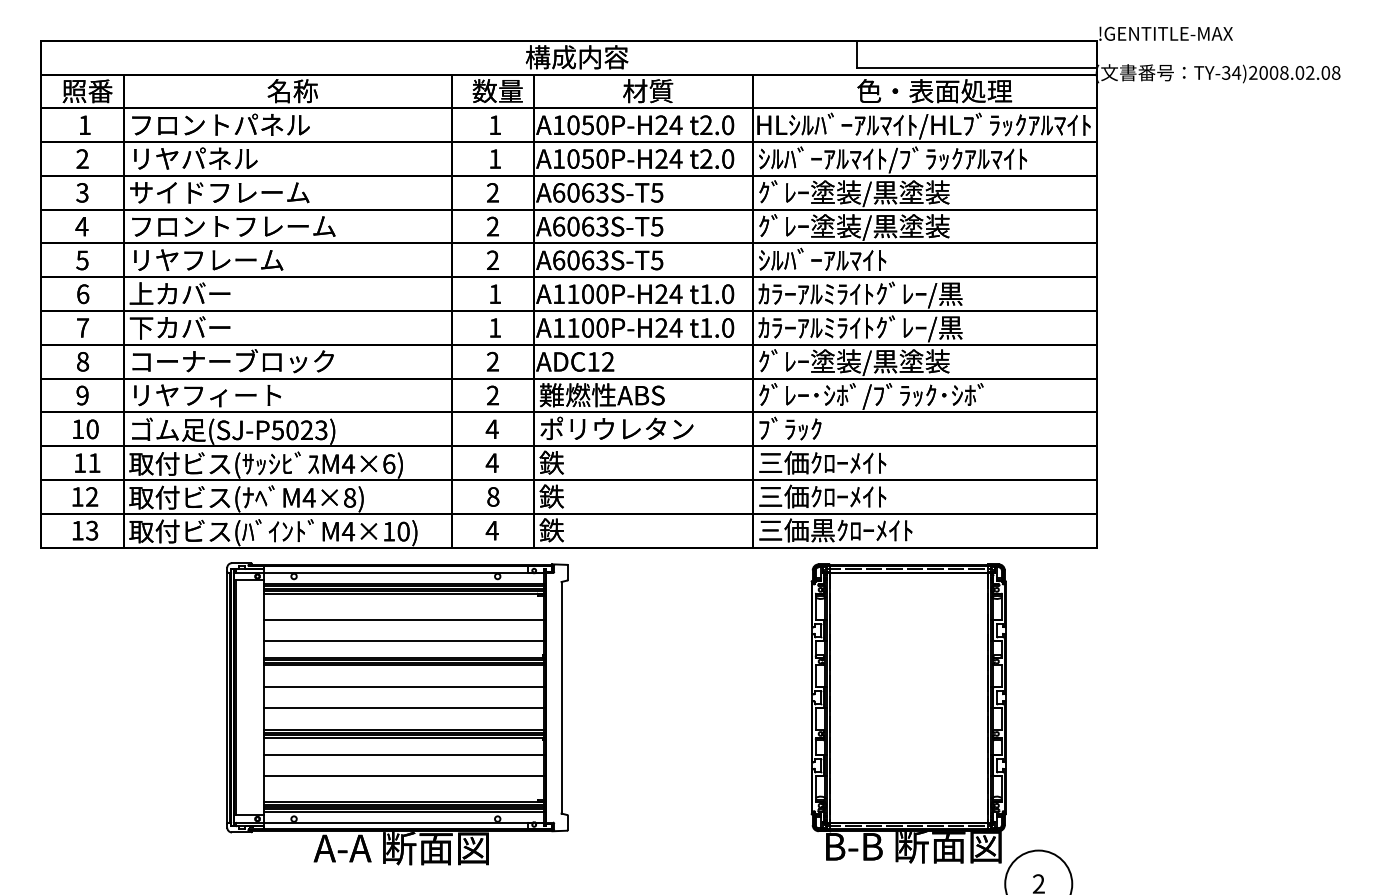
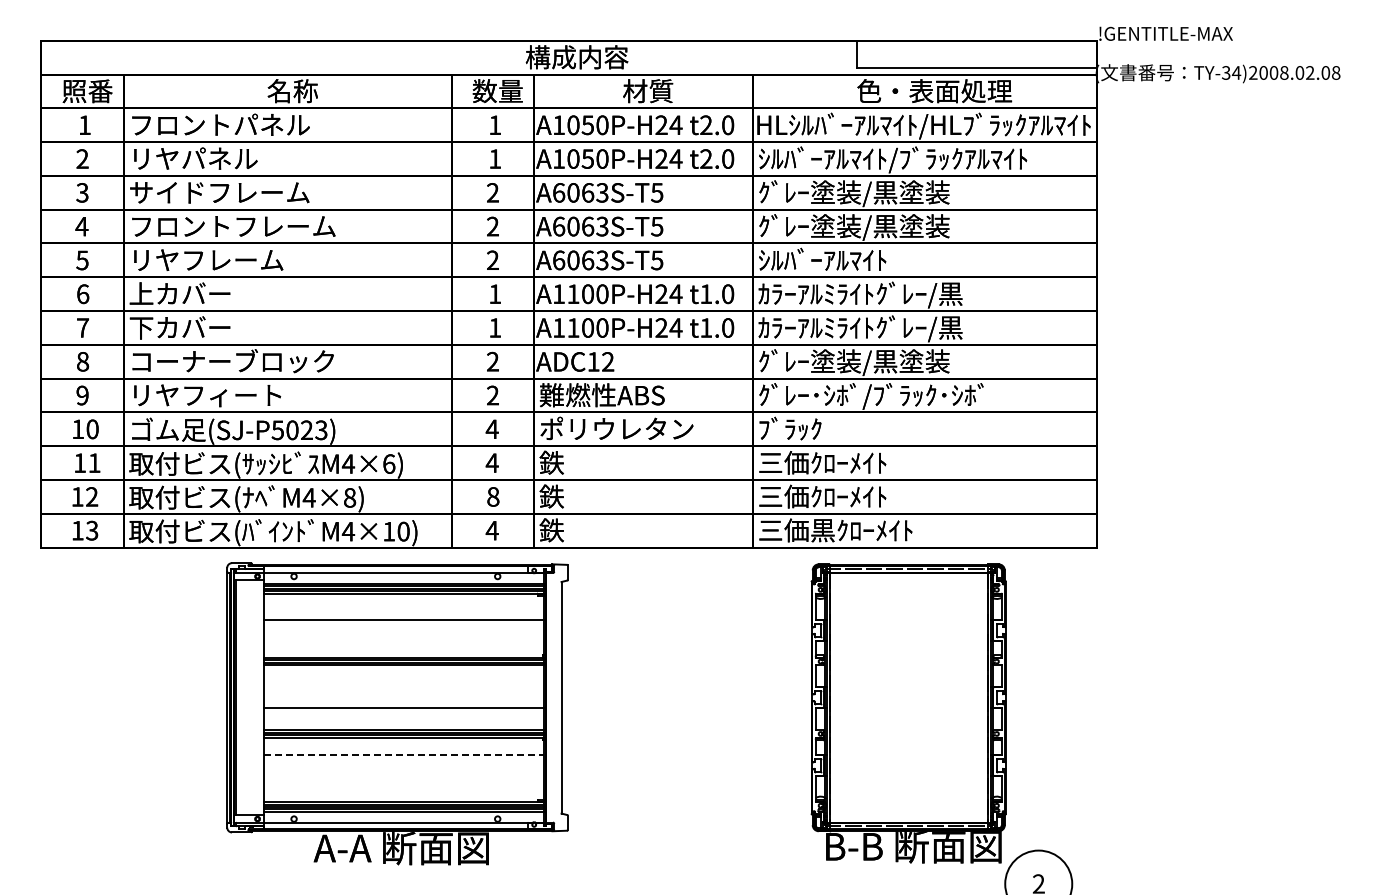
line: present -> none (403, 640)
line: present -> none (403, 687)
line: solid -> dashed (404, 754)
line: present -> none (403, 775)
